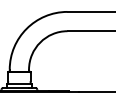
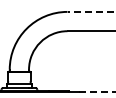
line: solid -> dashed (91, 11)
line: solid -> dashed (97, 91)
